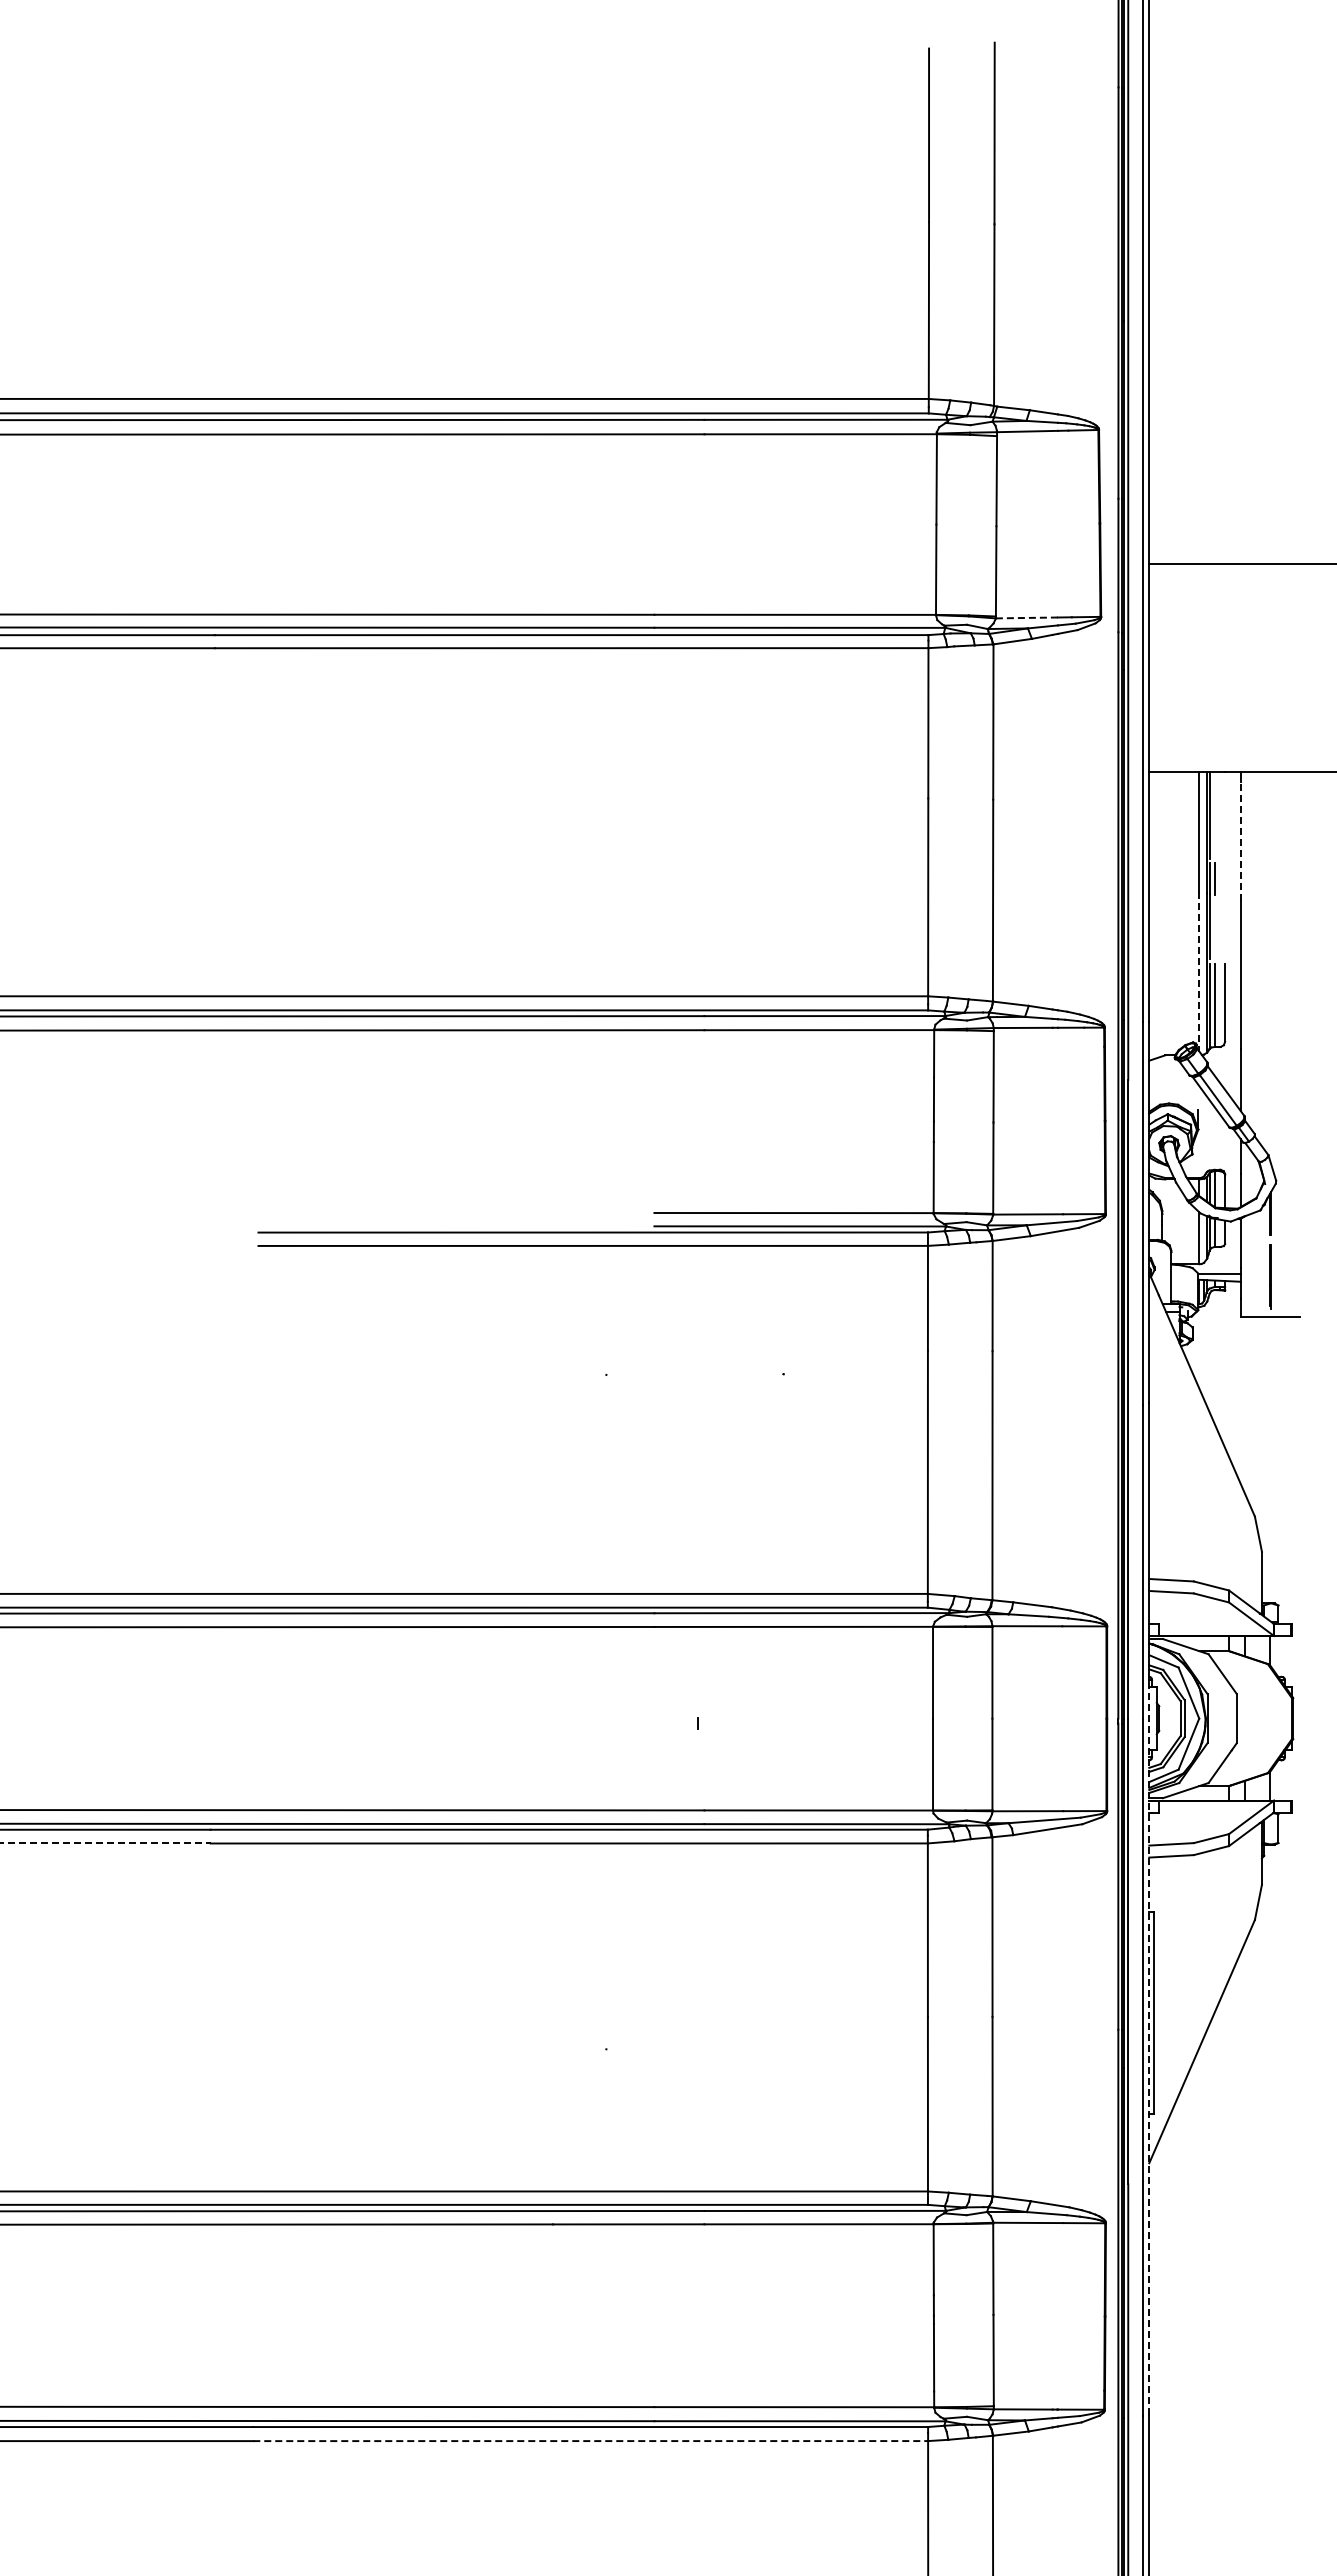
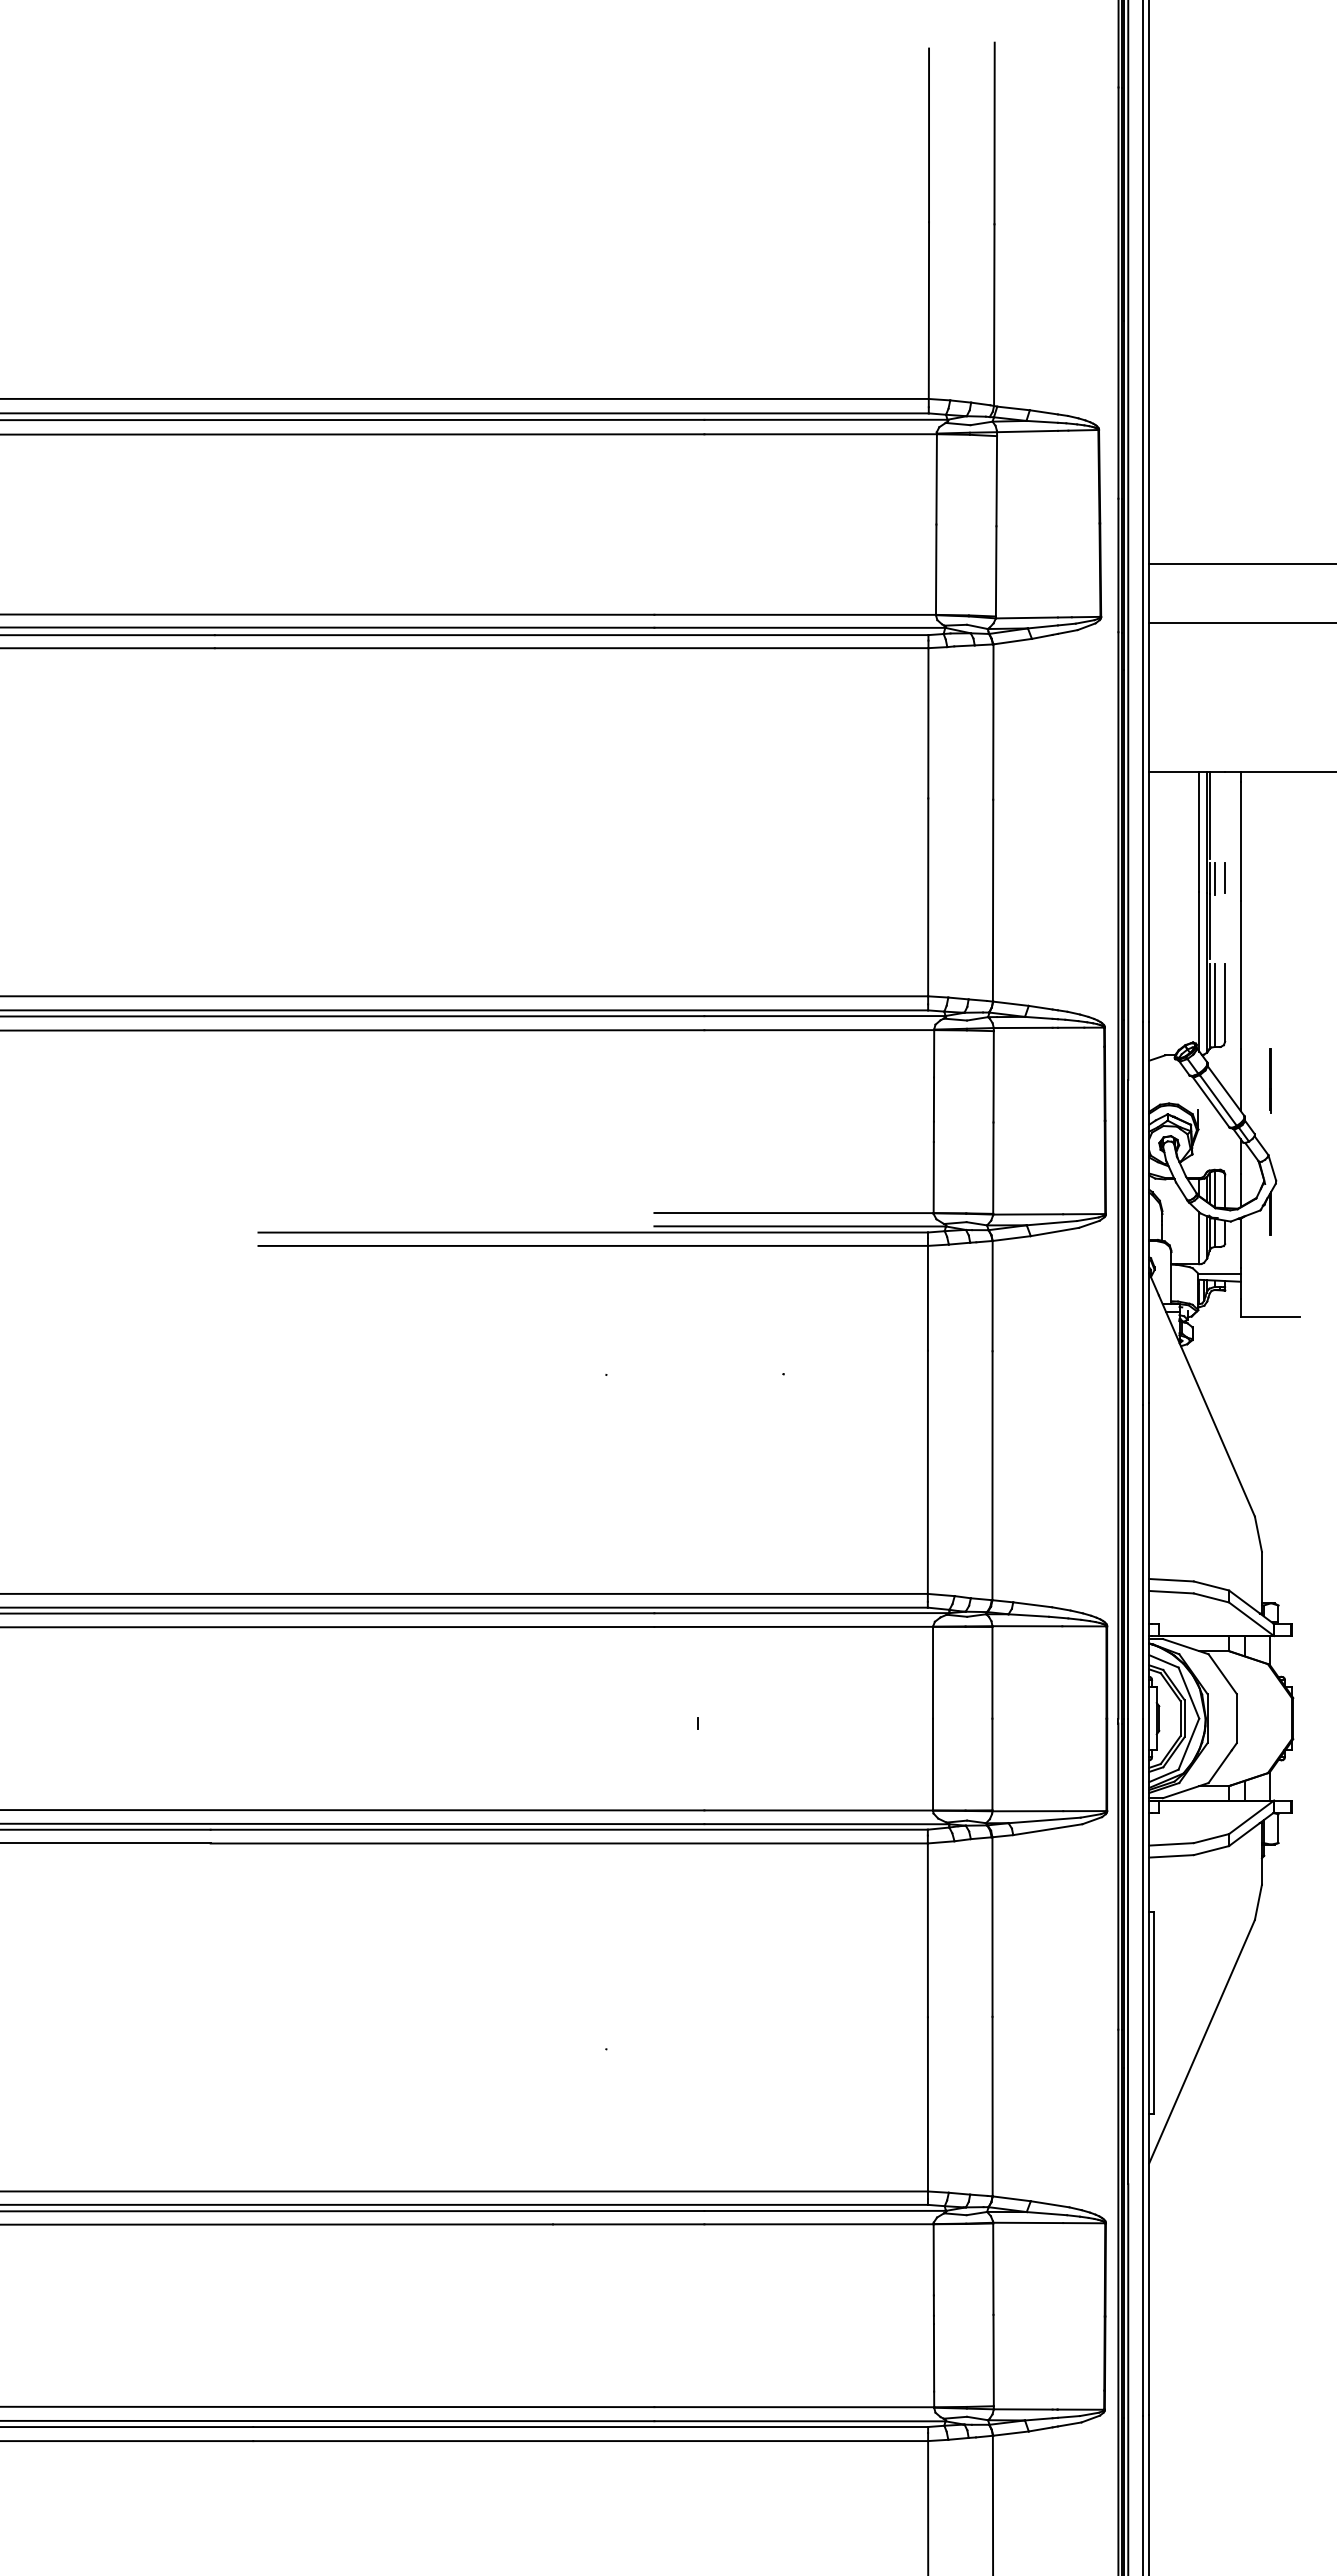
line: dashed -> solid (1027, 617)
line: none -> present (1241, 622)
line: dashed -> solid (1240, 841)
line: none -> present (1225, 877)
line: dashed -> solid (1199, 971)
line position: (1270, 1276) -> (1270, 1080) (1270, 1080)
line: dashed -> solid (105, 1843)
line: dashed -> solid (1149, 2050)
line: dashed -> solid (591, 2441)
